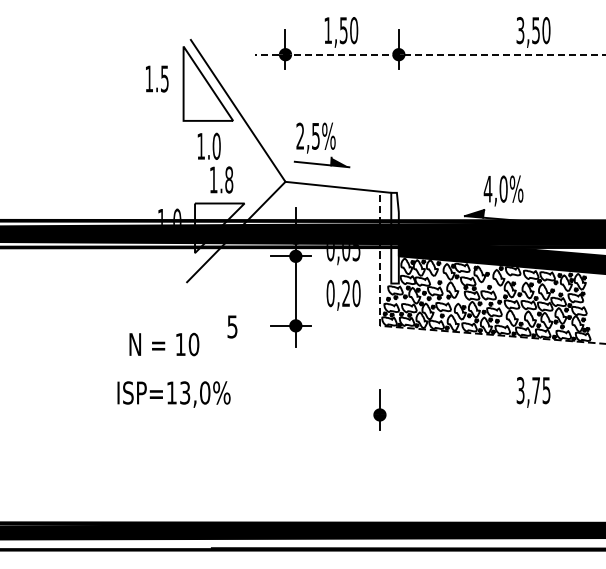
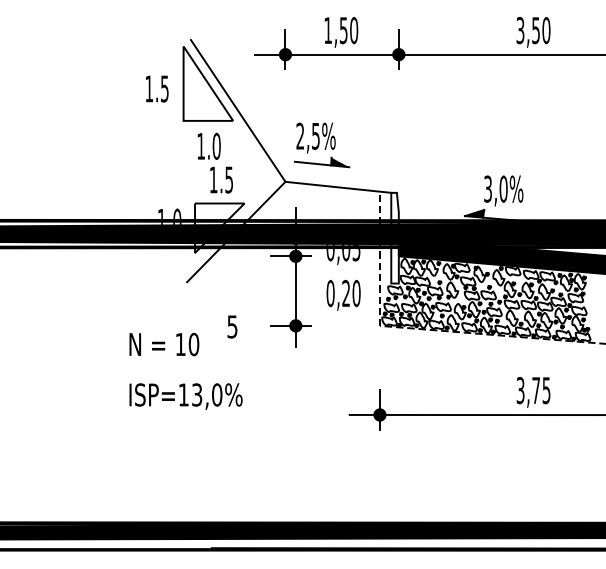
line: dashed -> solid (430, 54)
text position: (157, 78) -> (157, 88) (157, 88)
text: 1.8 -> 1.5 (229, 179)
text: 4,0% -> 3,0% (487, 188)
text position: (173, 394) -> (185, 396) (185, 396)
line: none -> present (475, 414)
